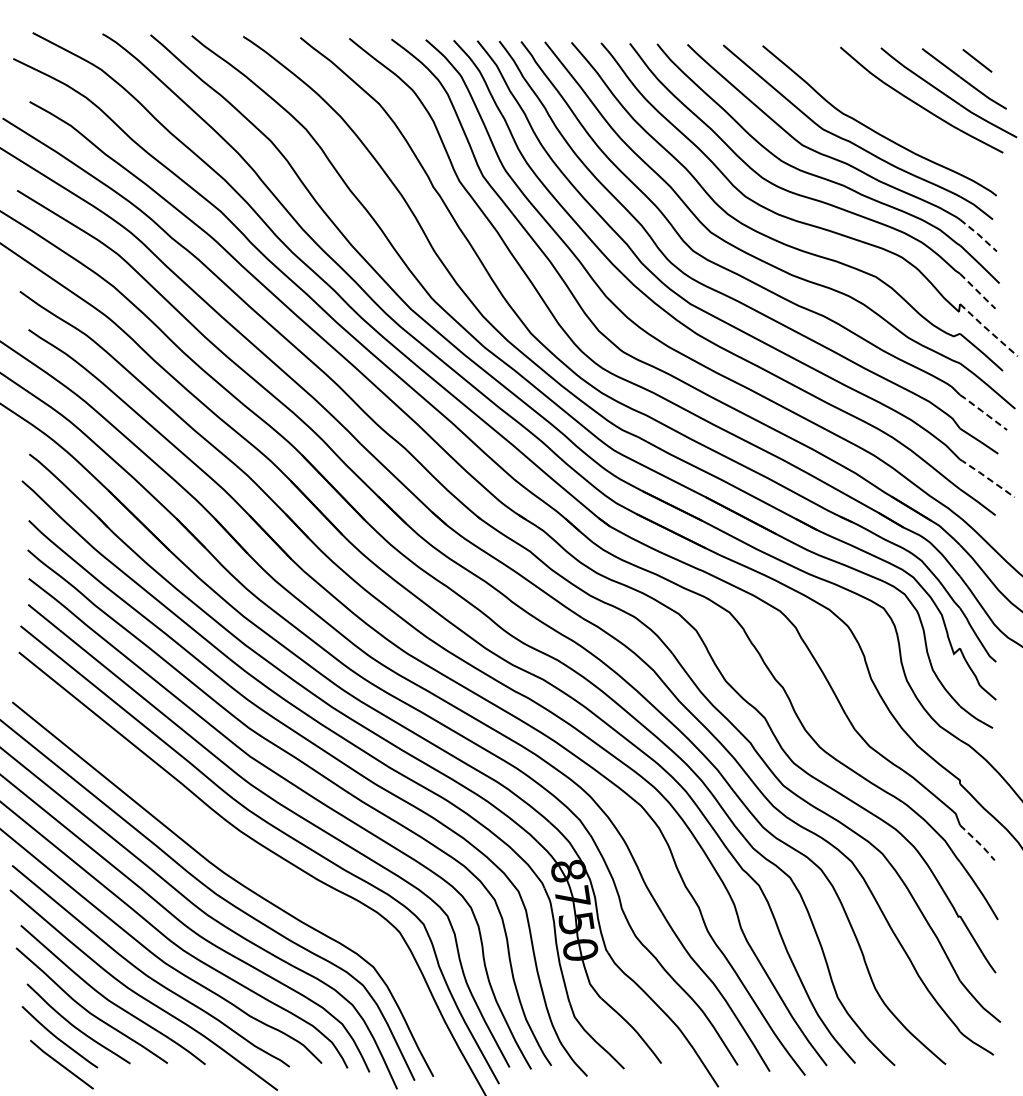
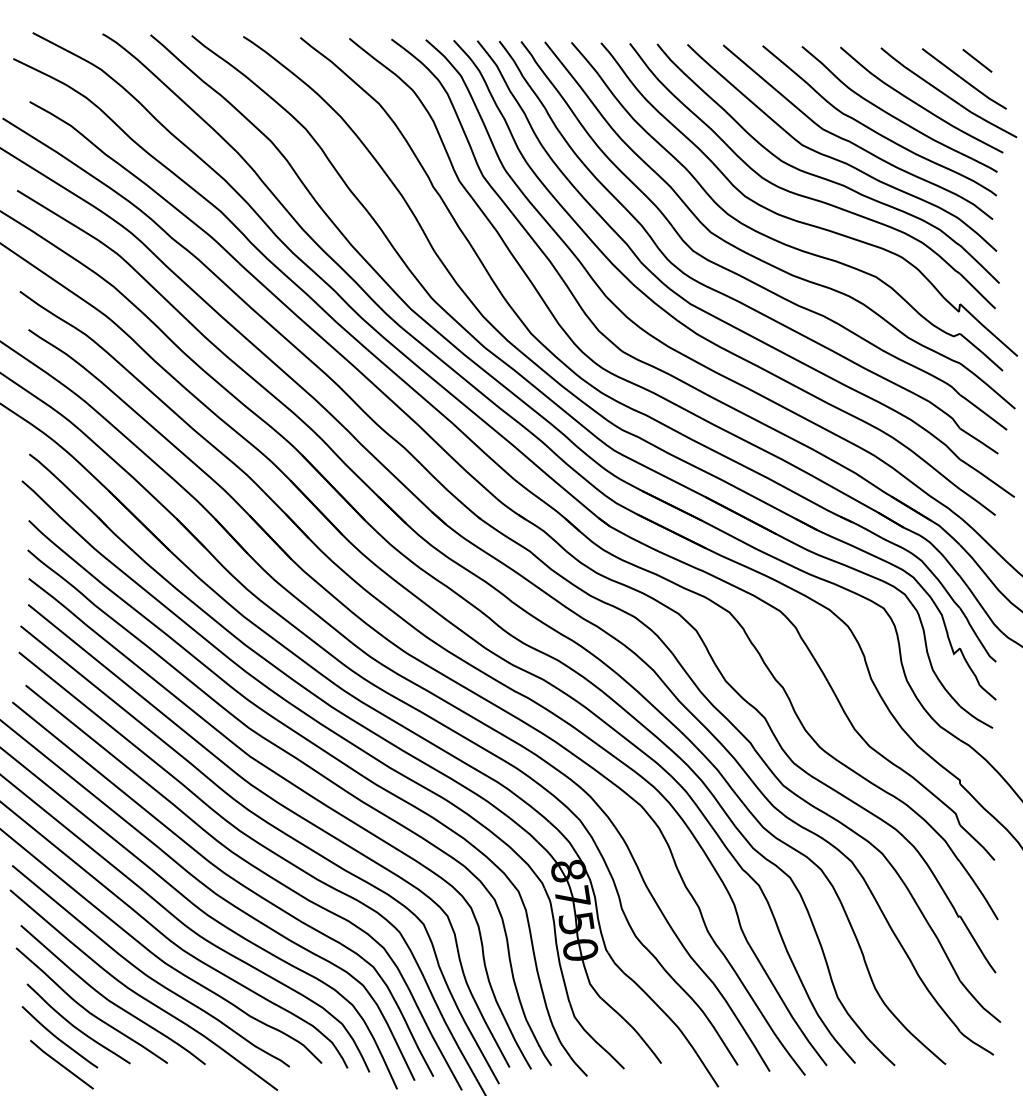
part: none -> present (895, 116)
line: dashed -> solid (978, 234)
line: dashed -> solid (978, 291)
line: dashed -> solid (988, 330)
line: dashed -> solid (982, 411)
line: dashed -> solid (986, 477)
line: dashed -> solid (979, 843)
curve: none -> present (256, 869)
